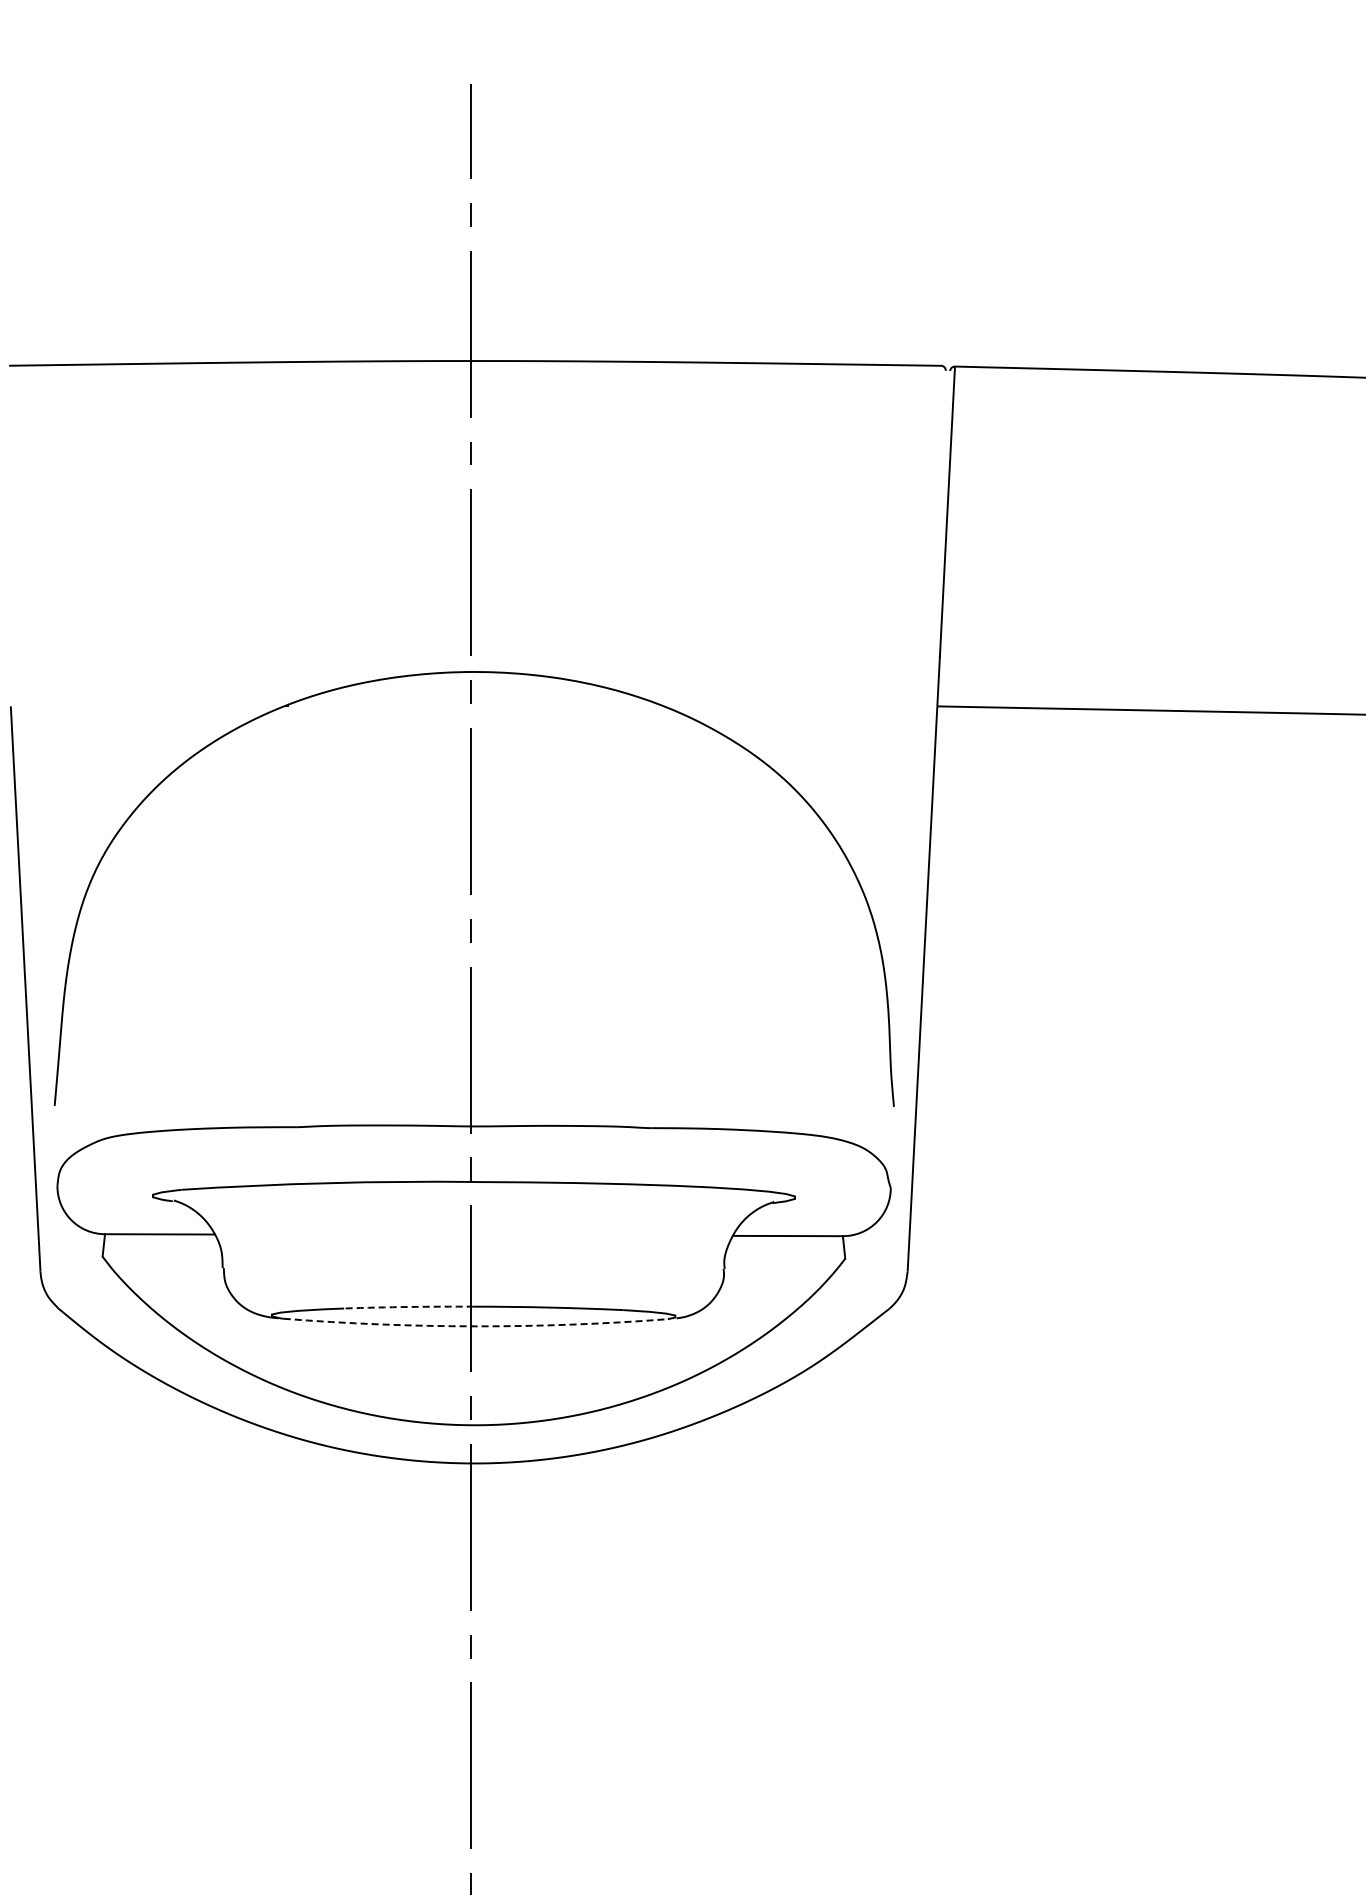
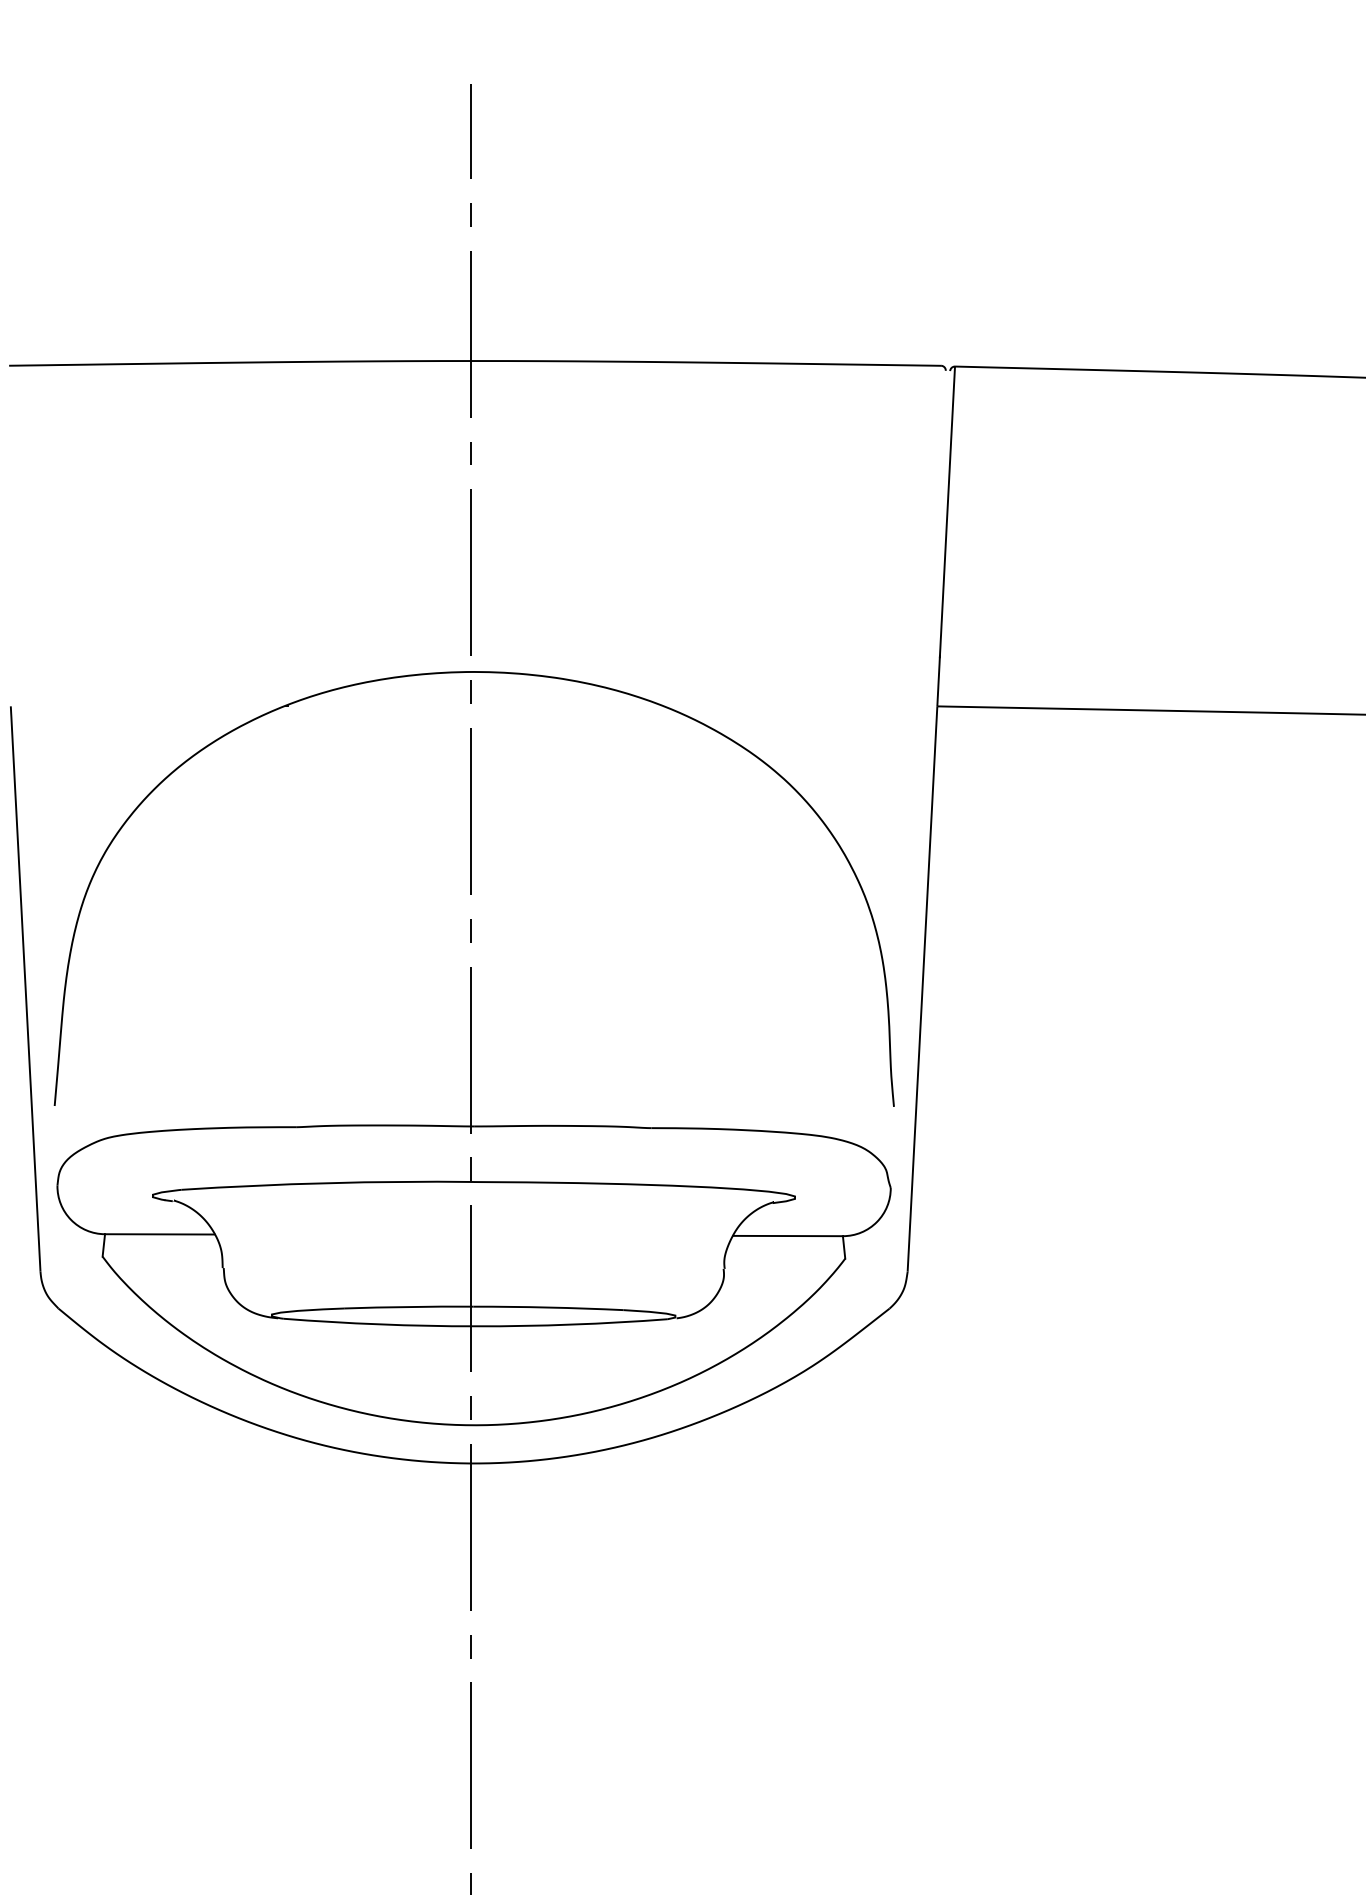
arc: dashed -> solid (408, 1306)
arc: dashed -> solid (475, 1326)
